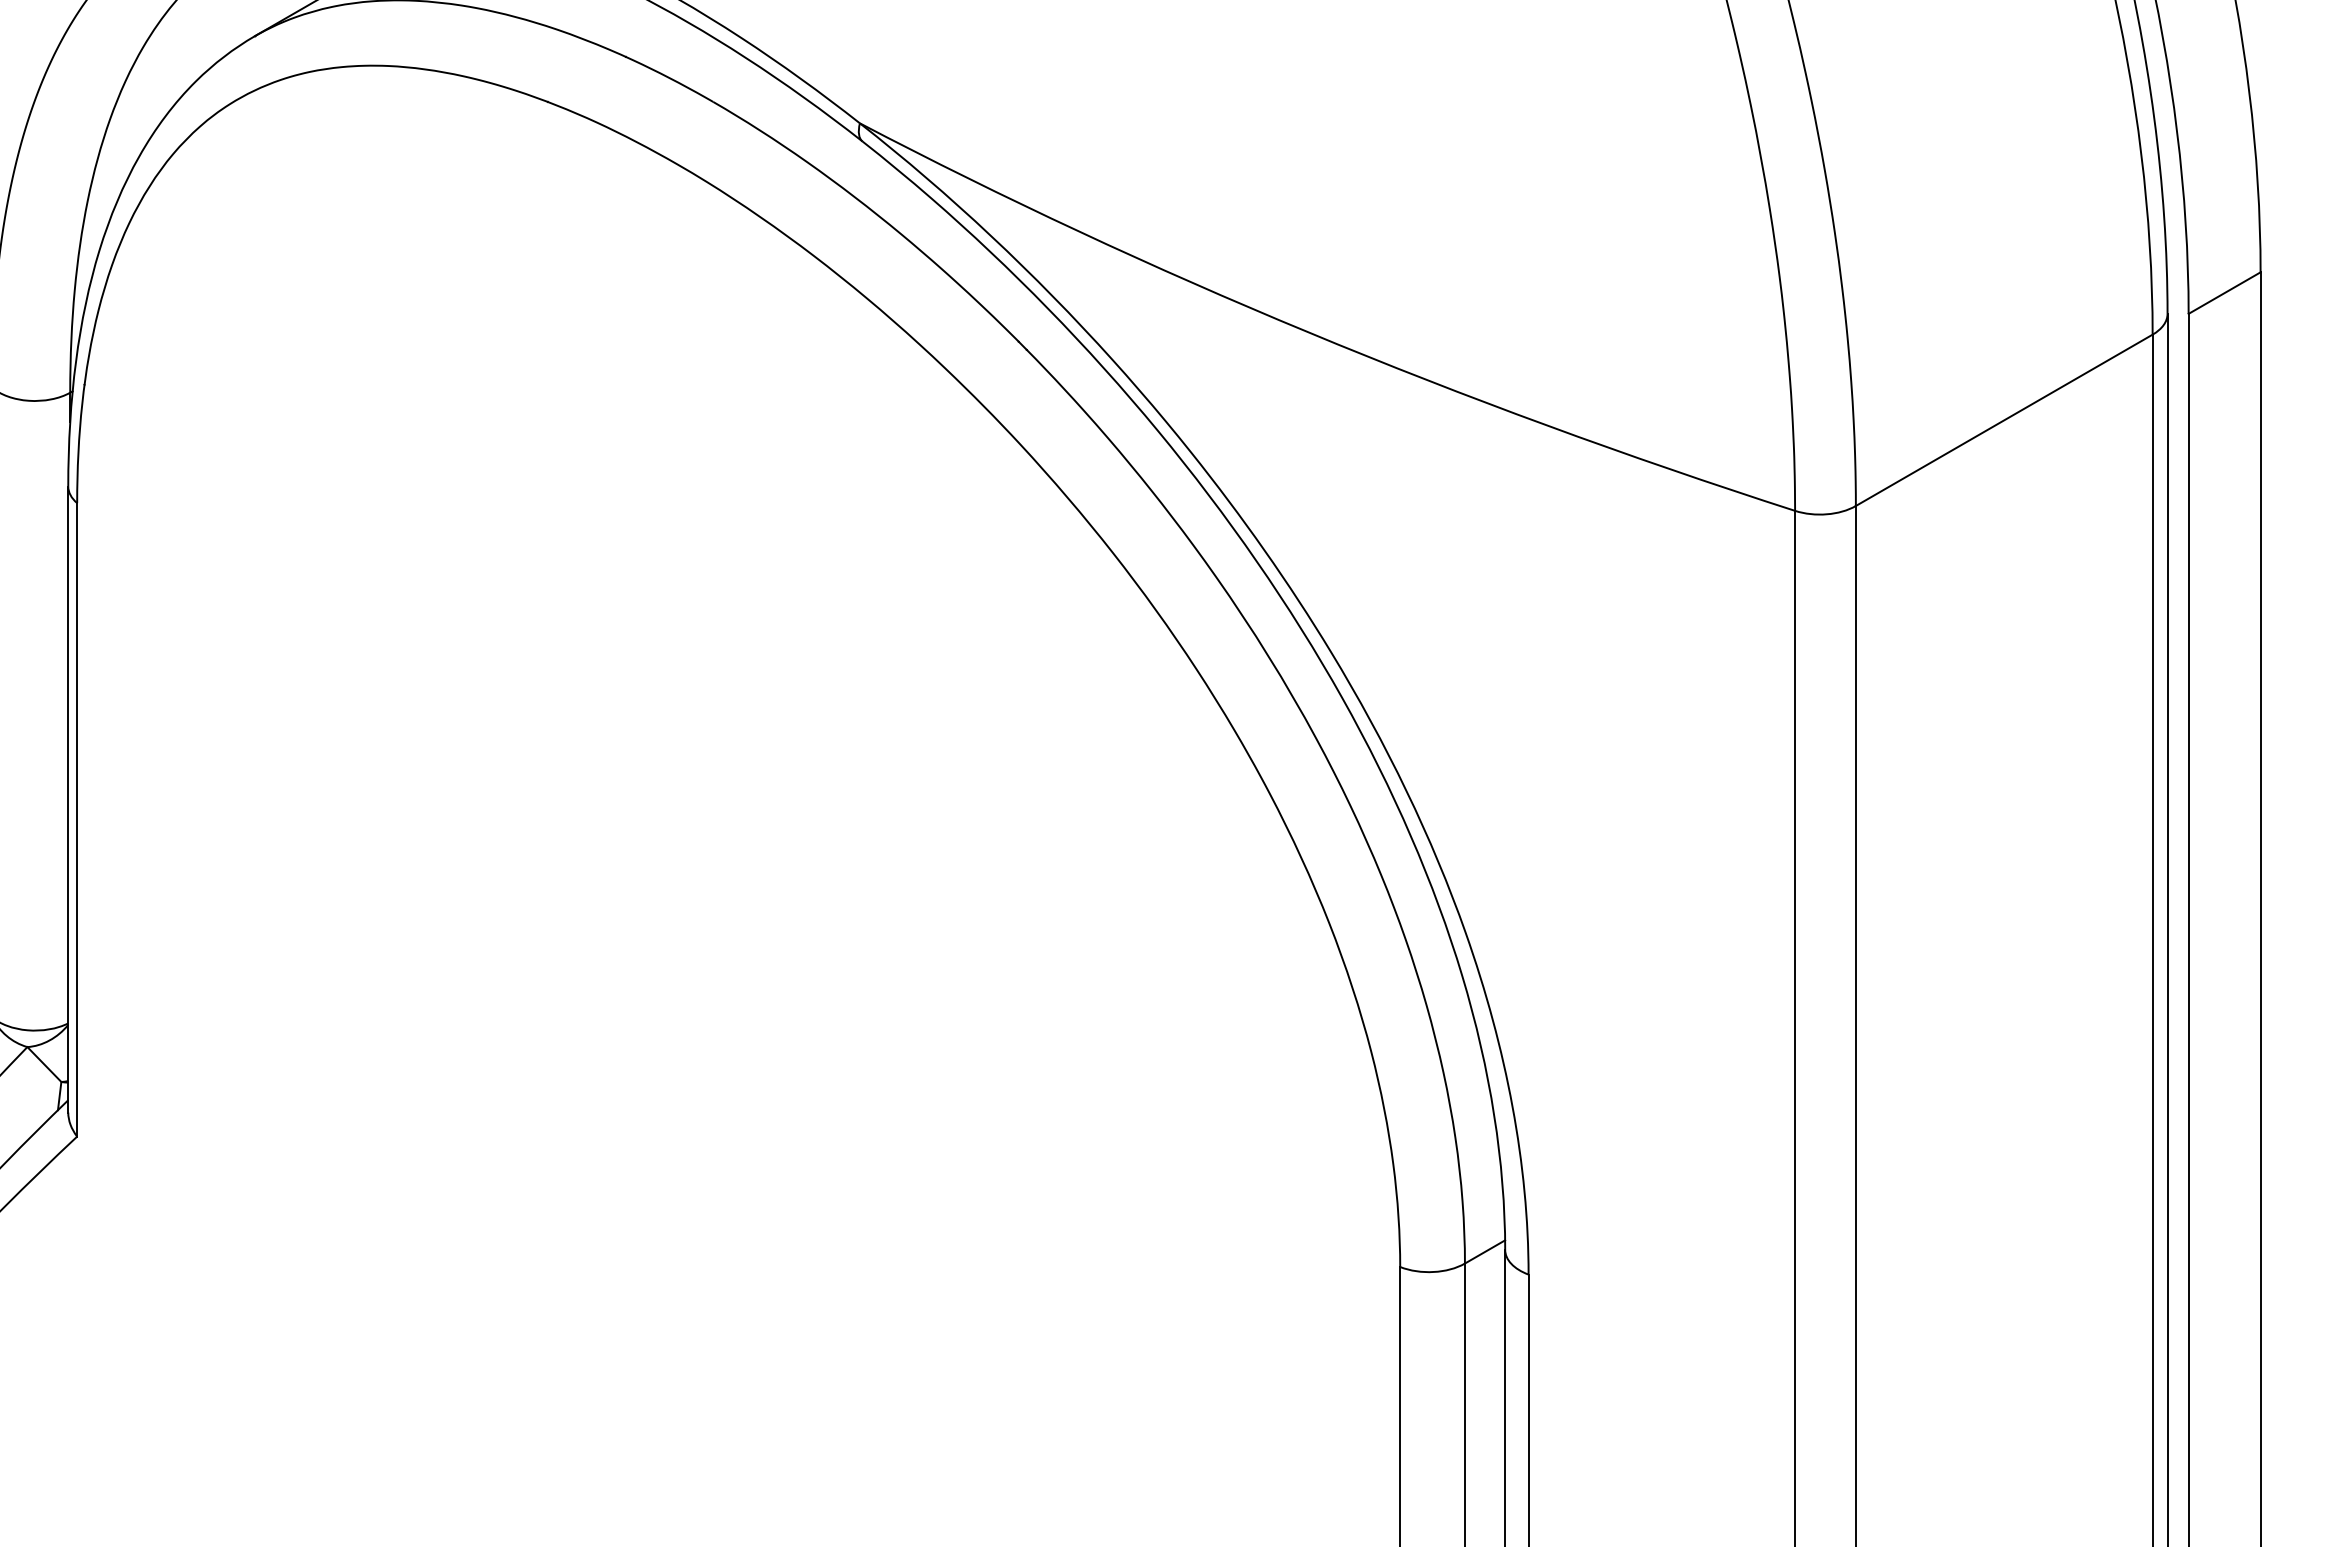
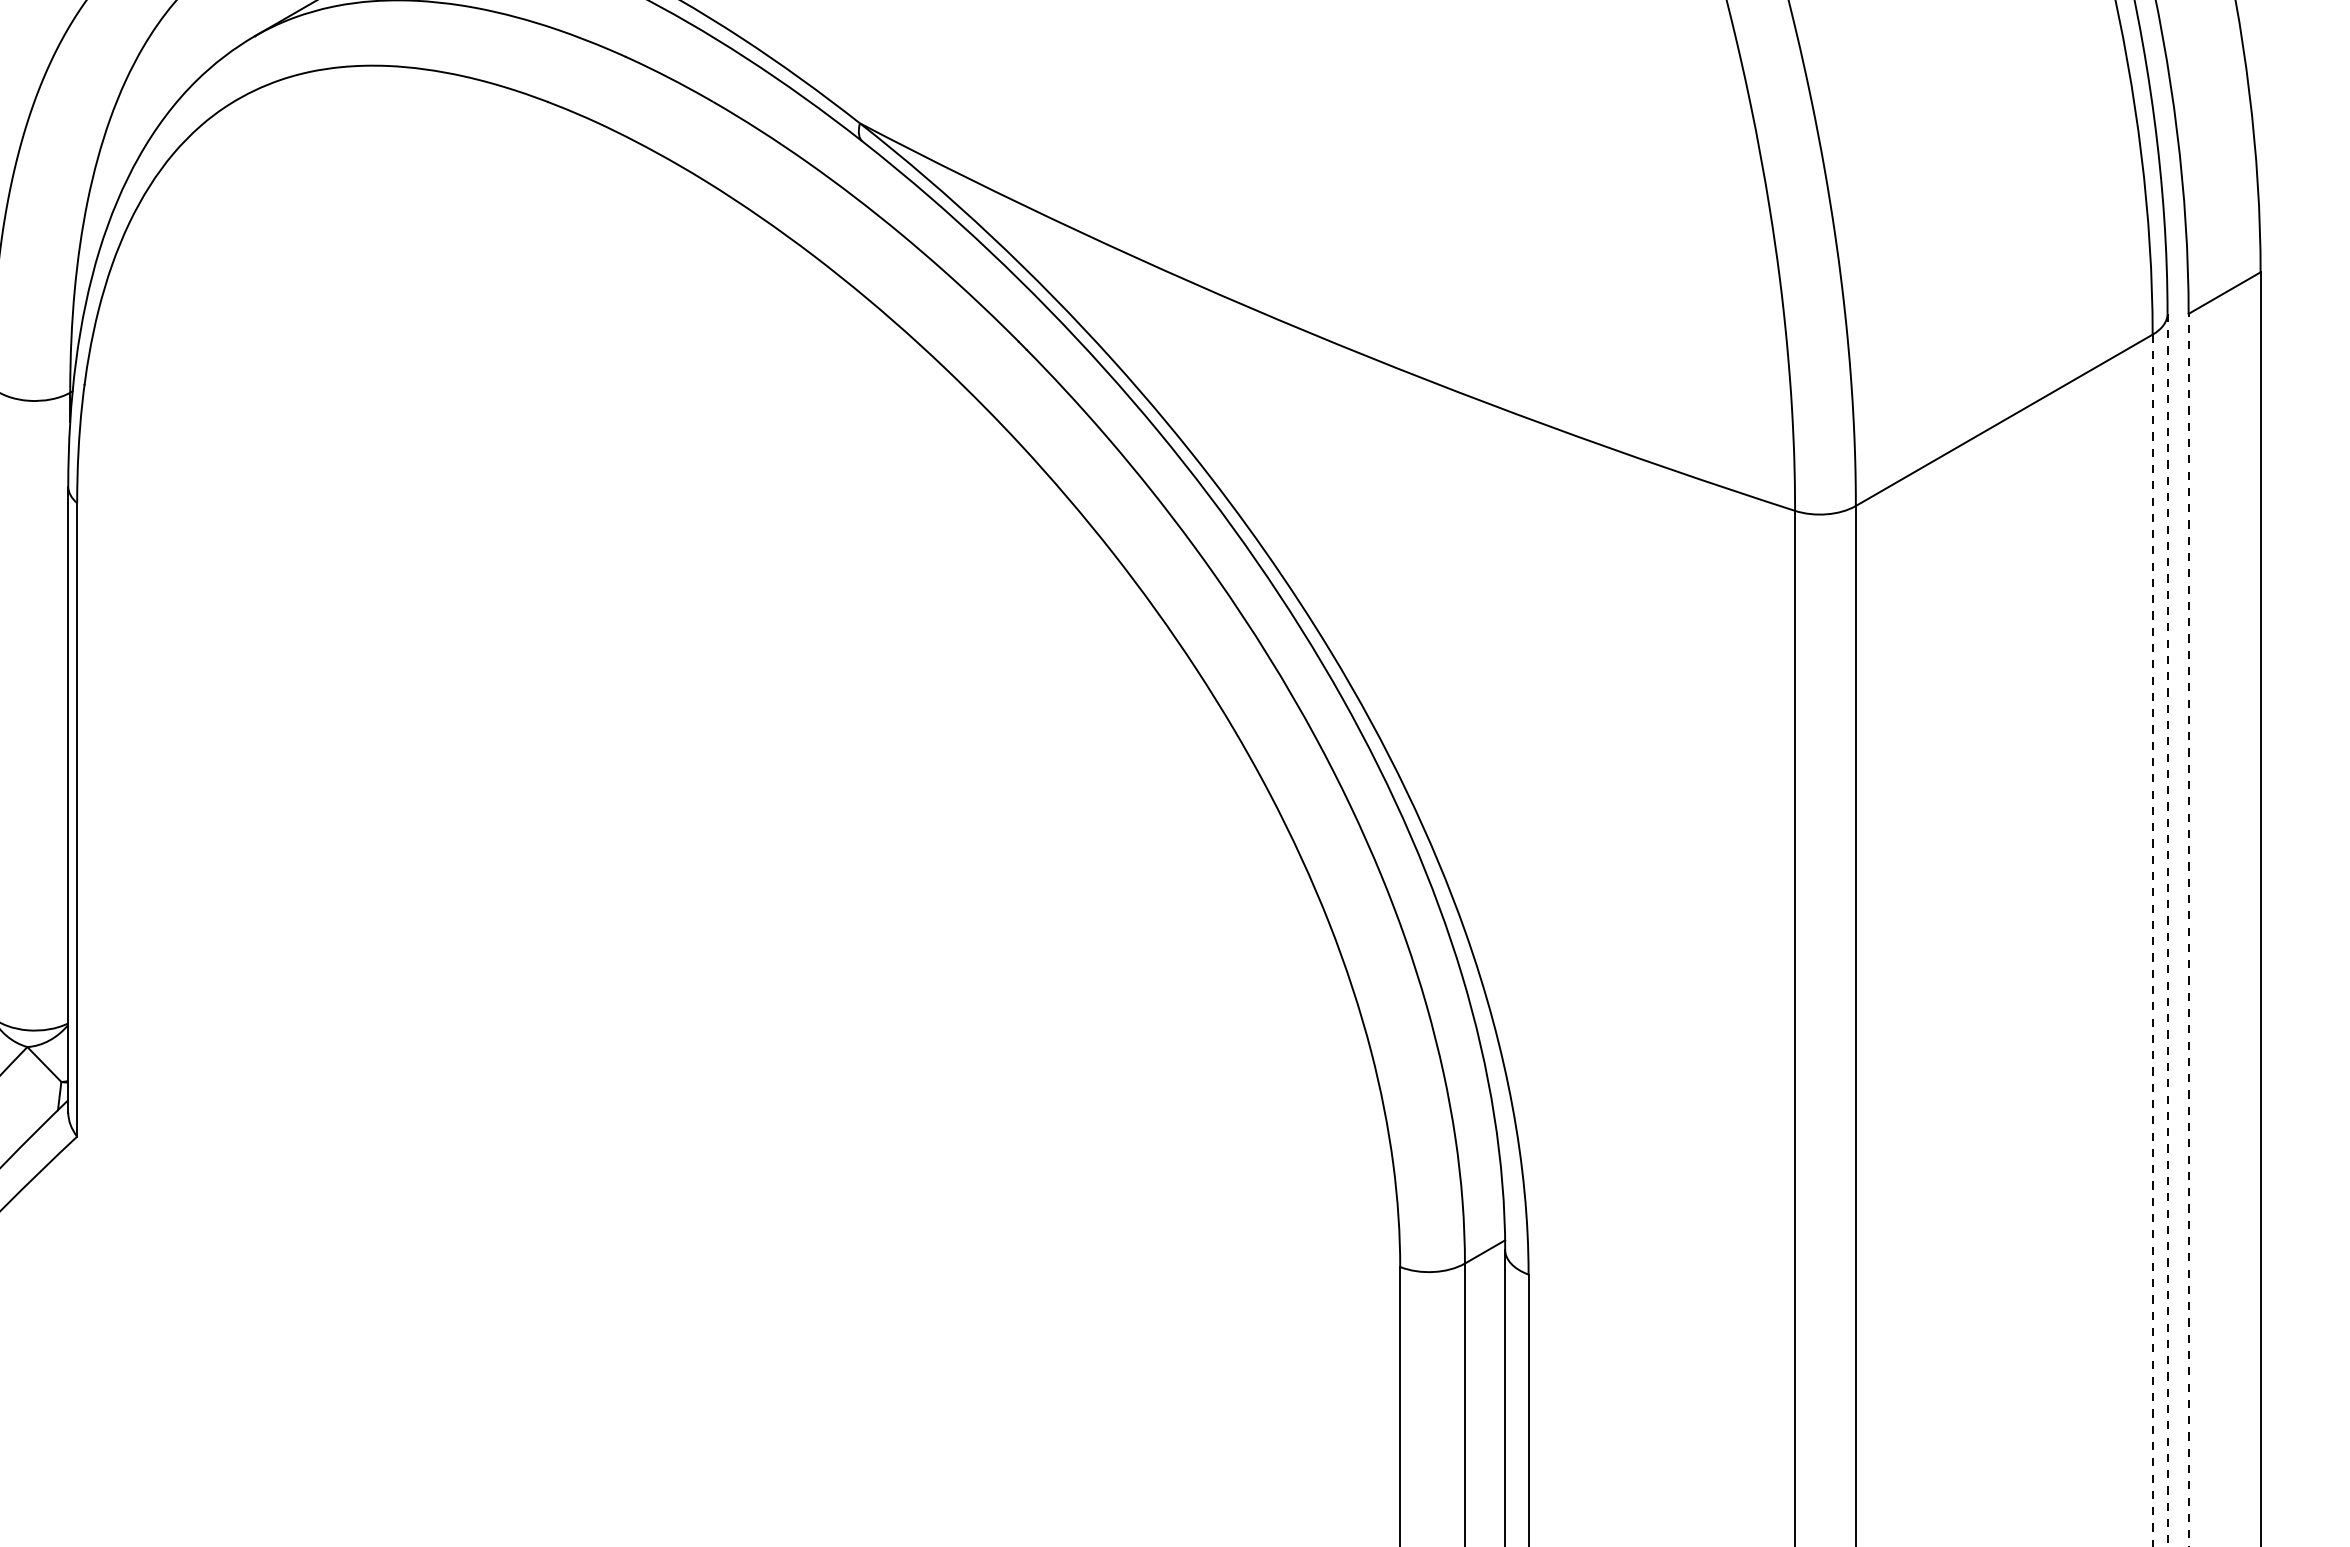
line: solid -> dashed (2188, 929)
line: solid -> dashed (2167, 930)
line: solid -> dashed (2152, 940)
